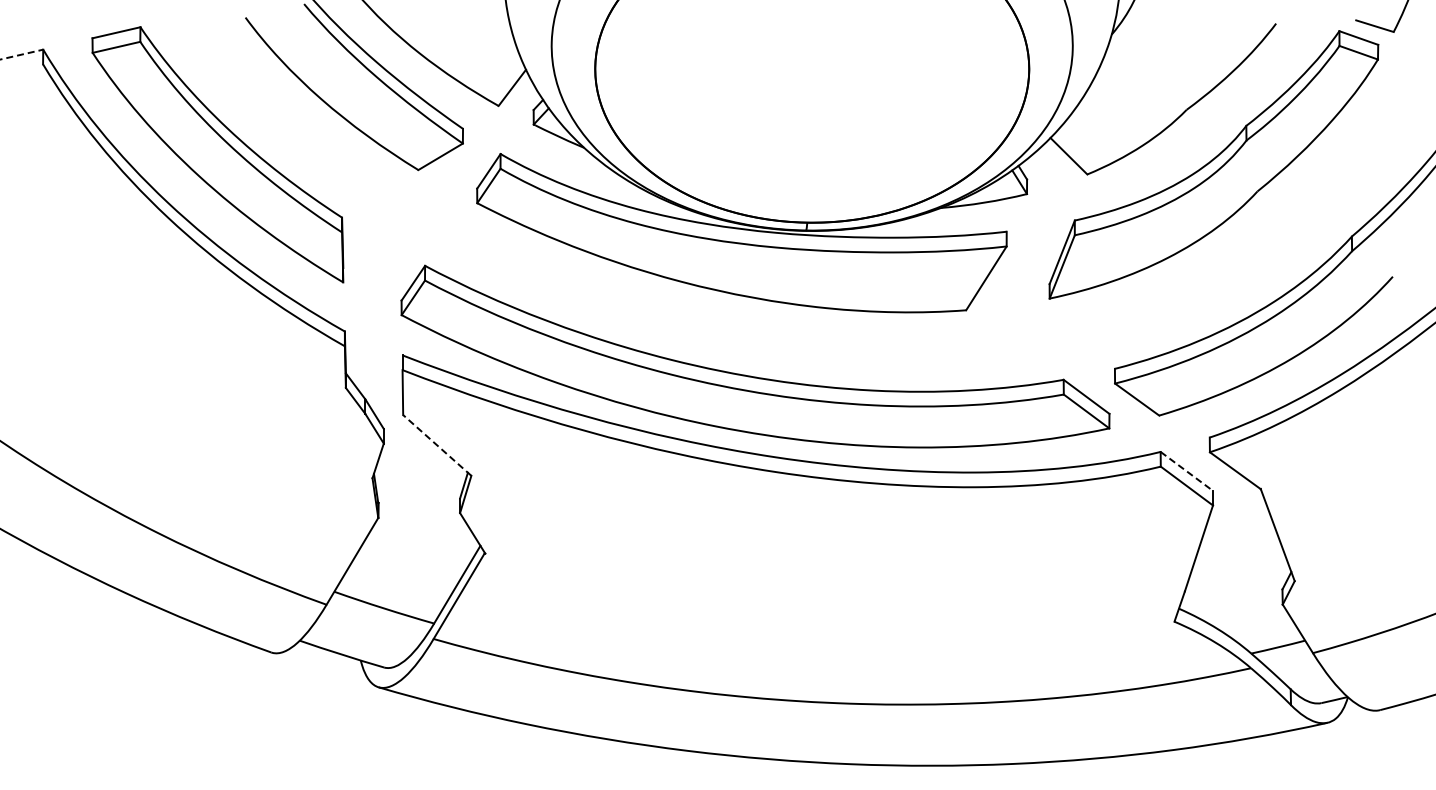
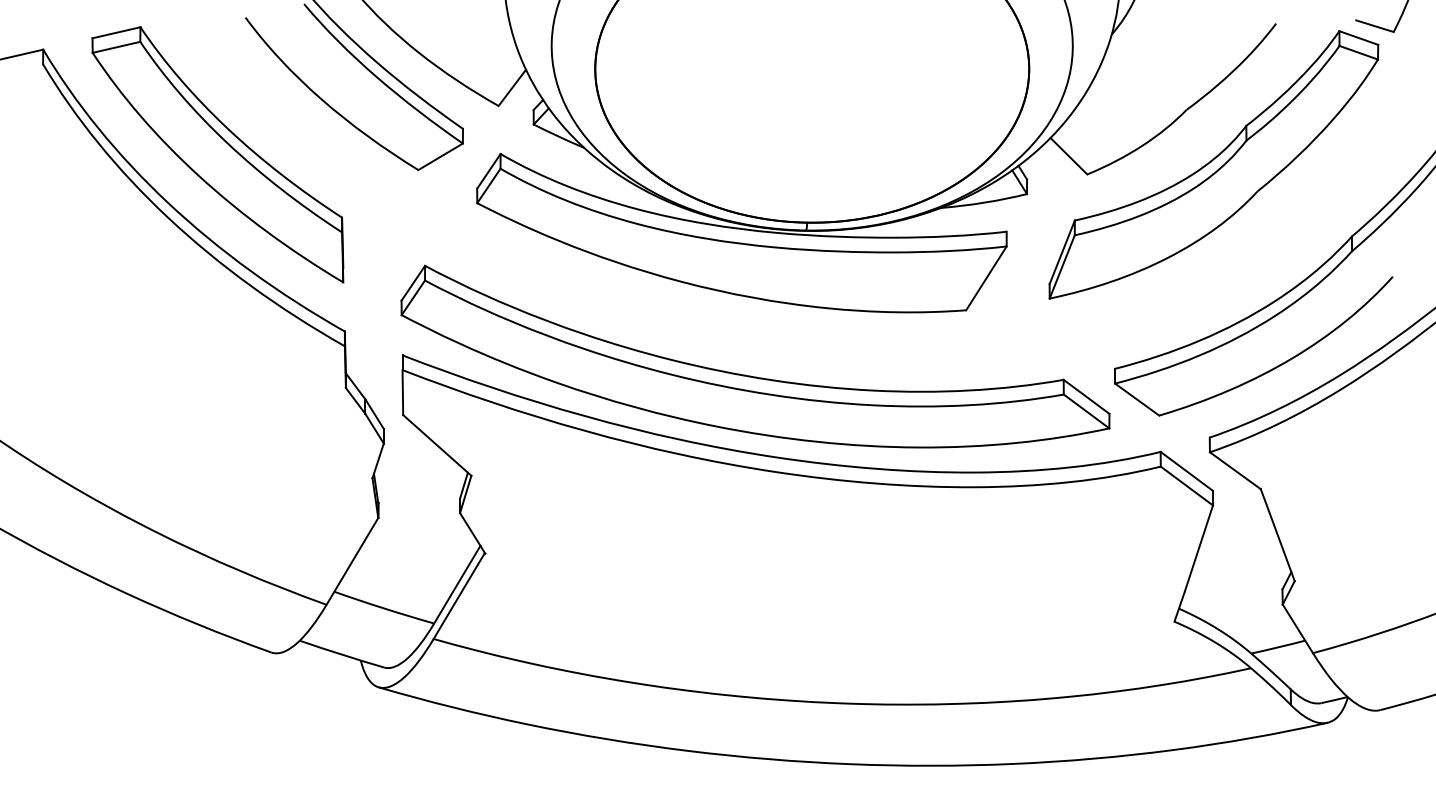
line: dashed -> solid (21, 54)
line: dashed -> solid (437, 445)
line: dashed -> solid (1186, 471)
